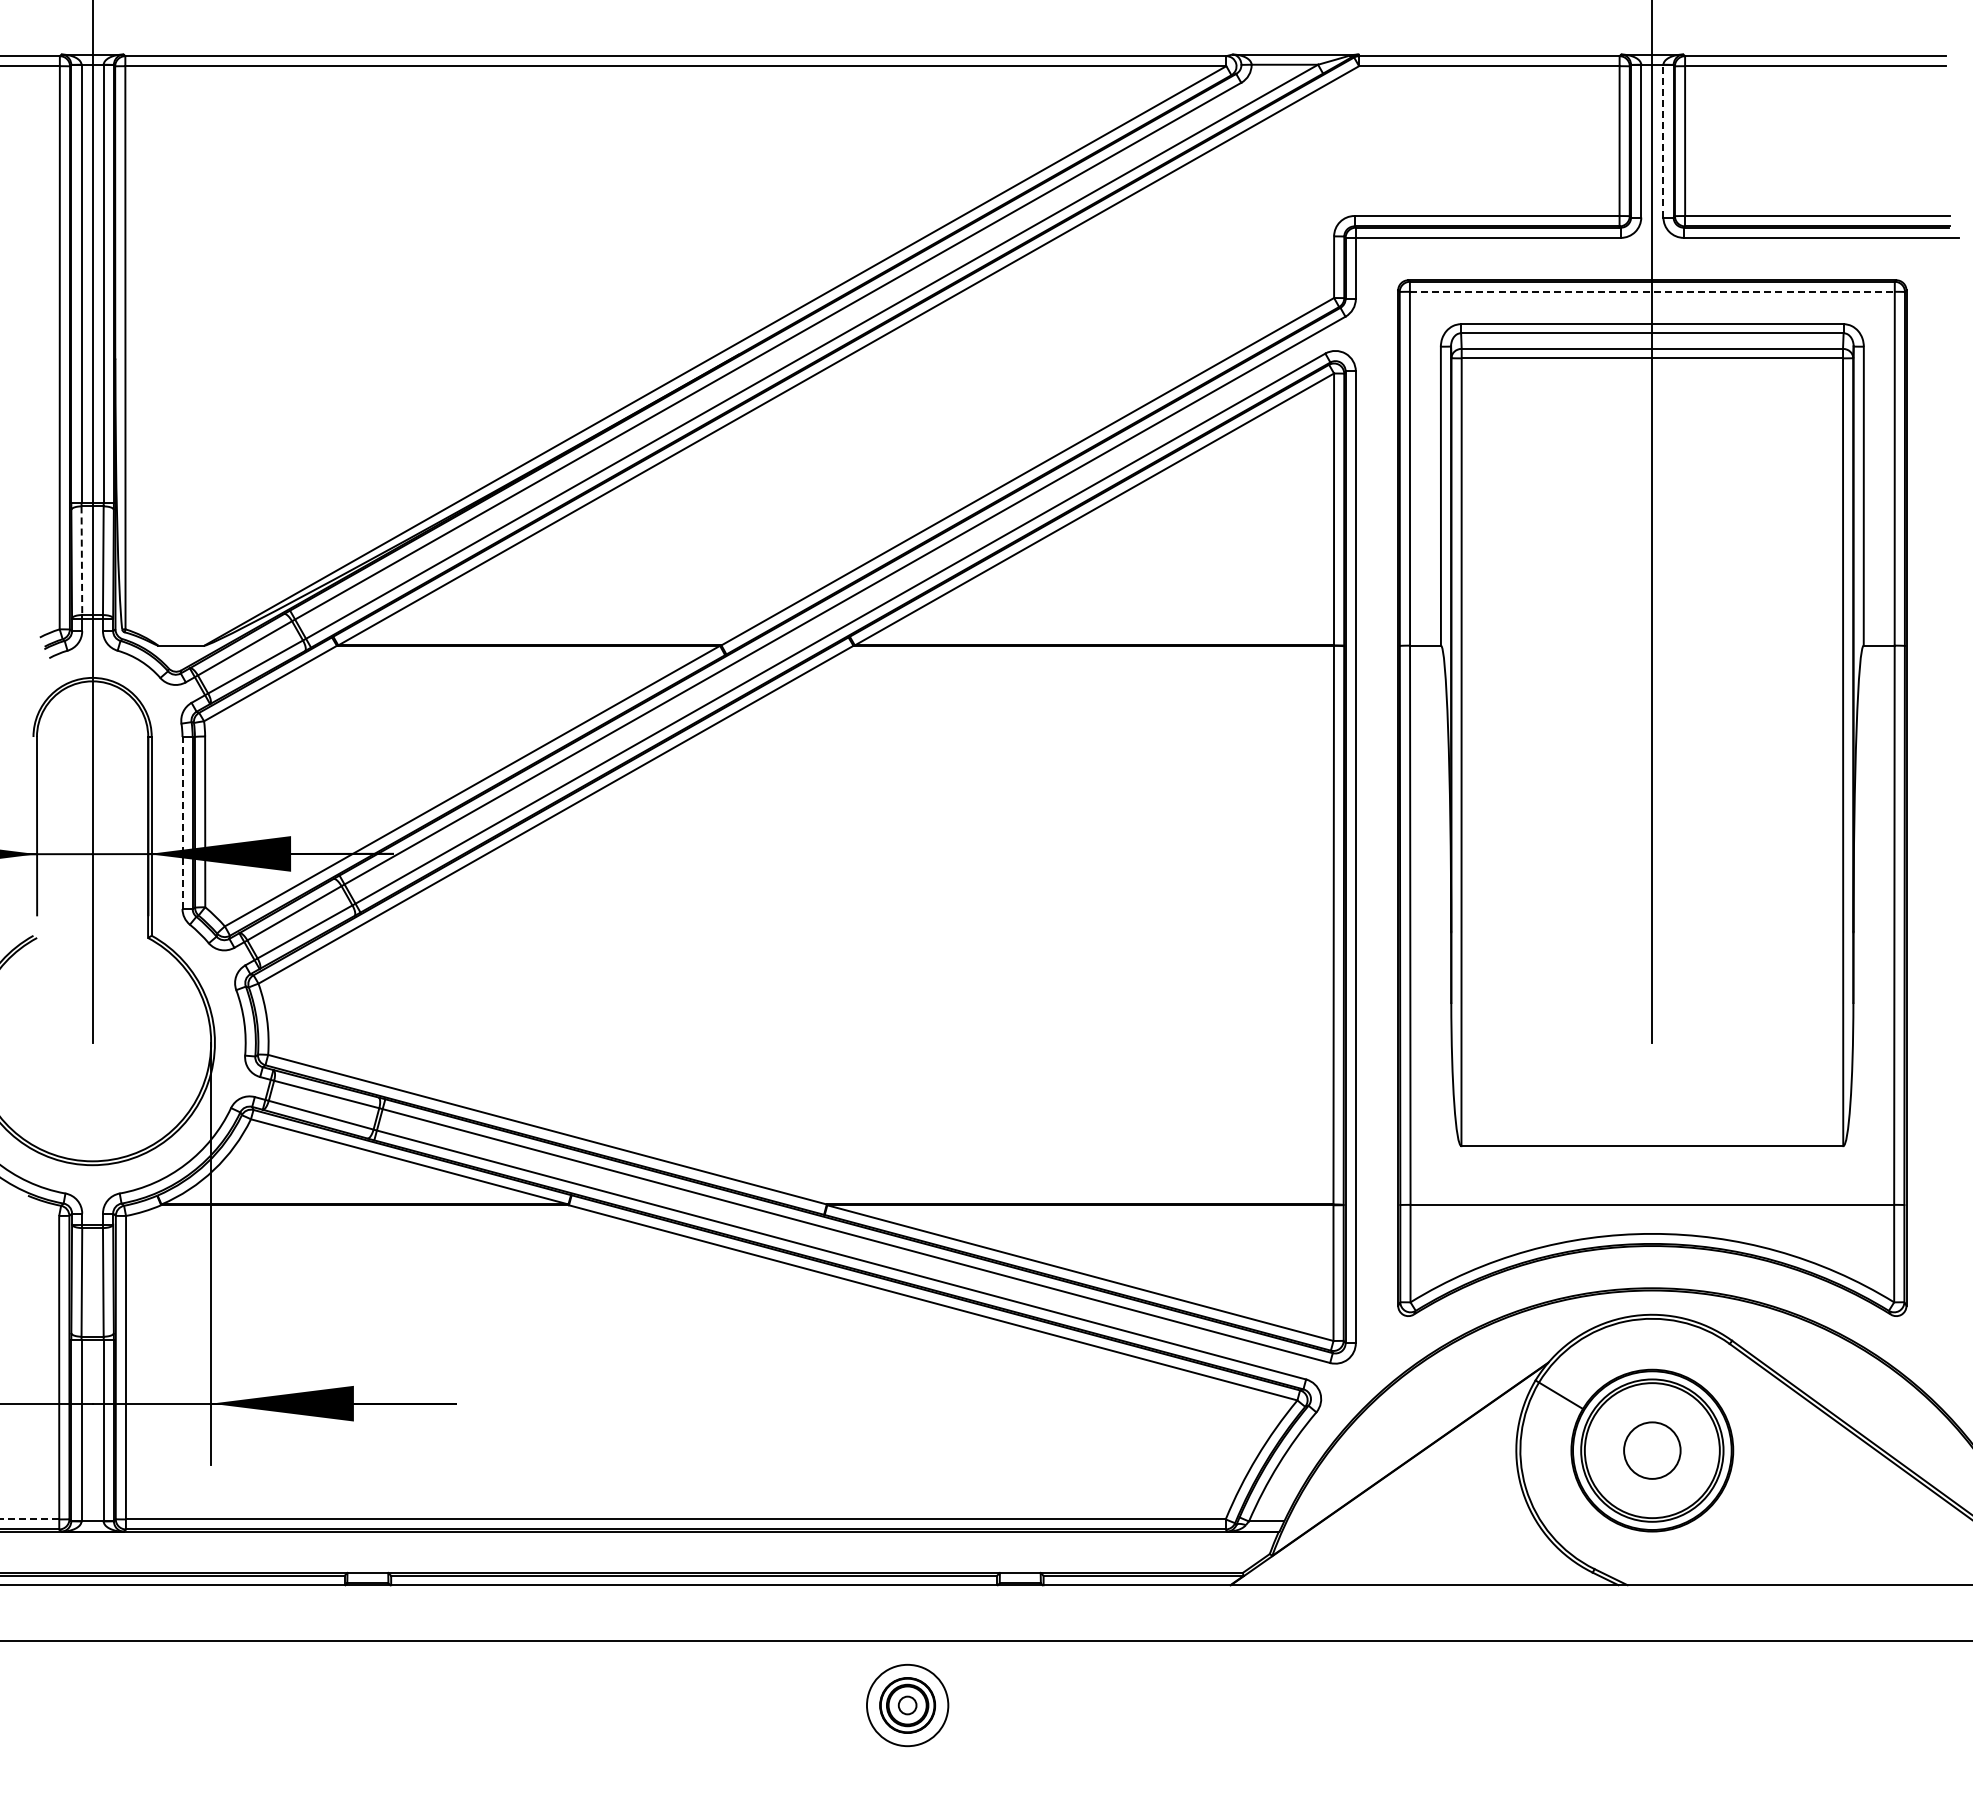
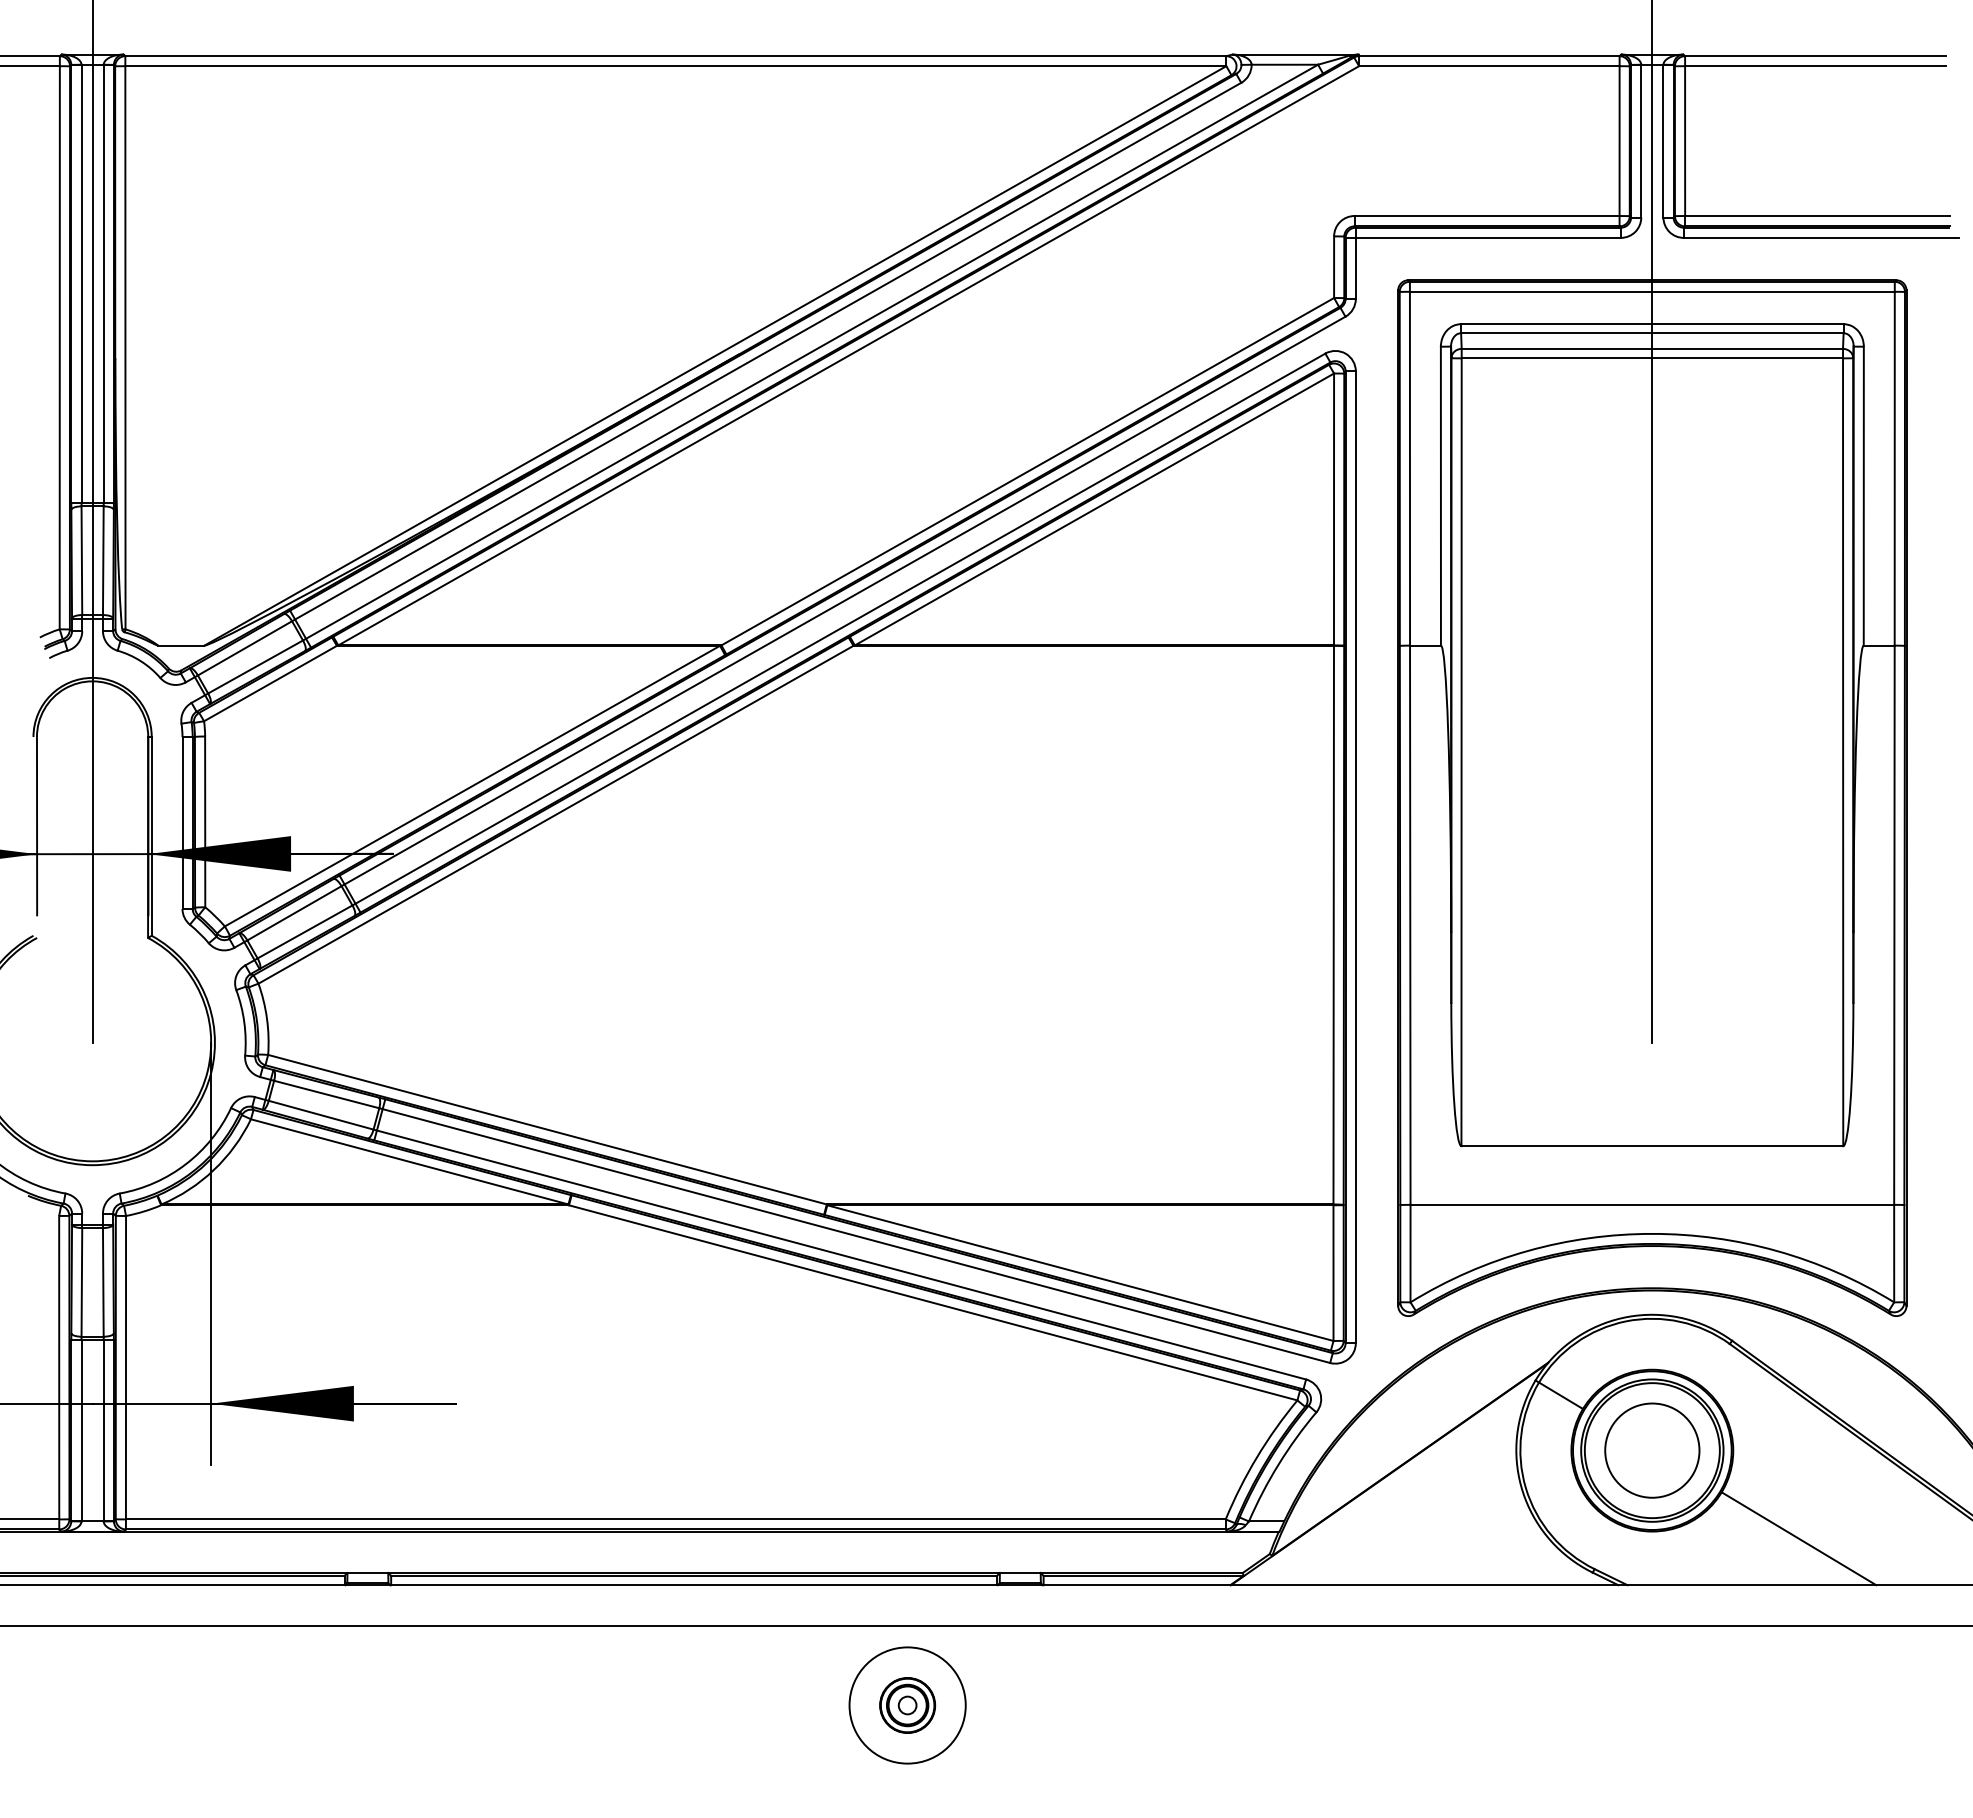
line: dashed -> solid (1663, 140)
line: dashed -> solid (1652, 291)
line: dashed -> solid (81, 561)
line: dashed -> solid (182, 823)
circle diameter: 57 px -> 94 px (1652, 1450)
line: dashed -> solid (29, 1519)
line: none -> present (1798, 1538)
line position: (985, 1640) -> (985, 1625) (985, 1625)
circle diameter: 81 px -> 116 px (907, 1705)
